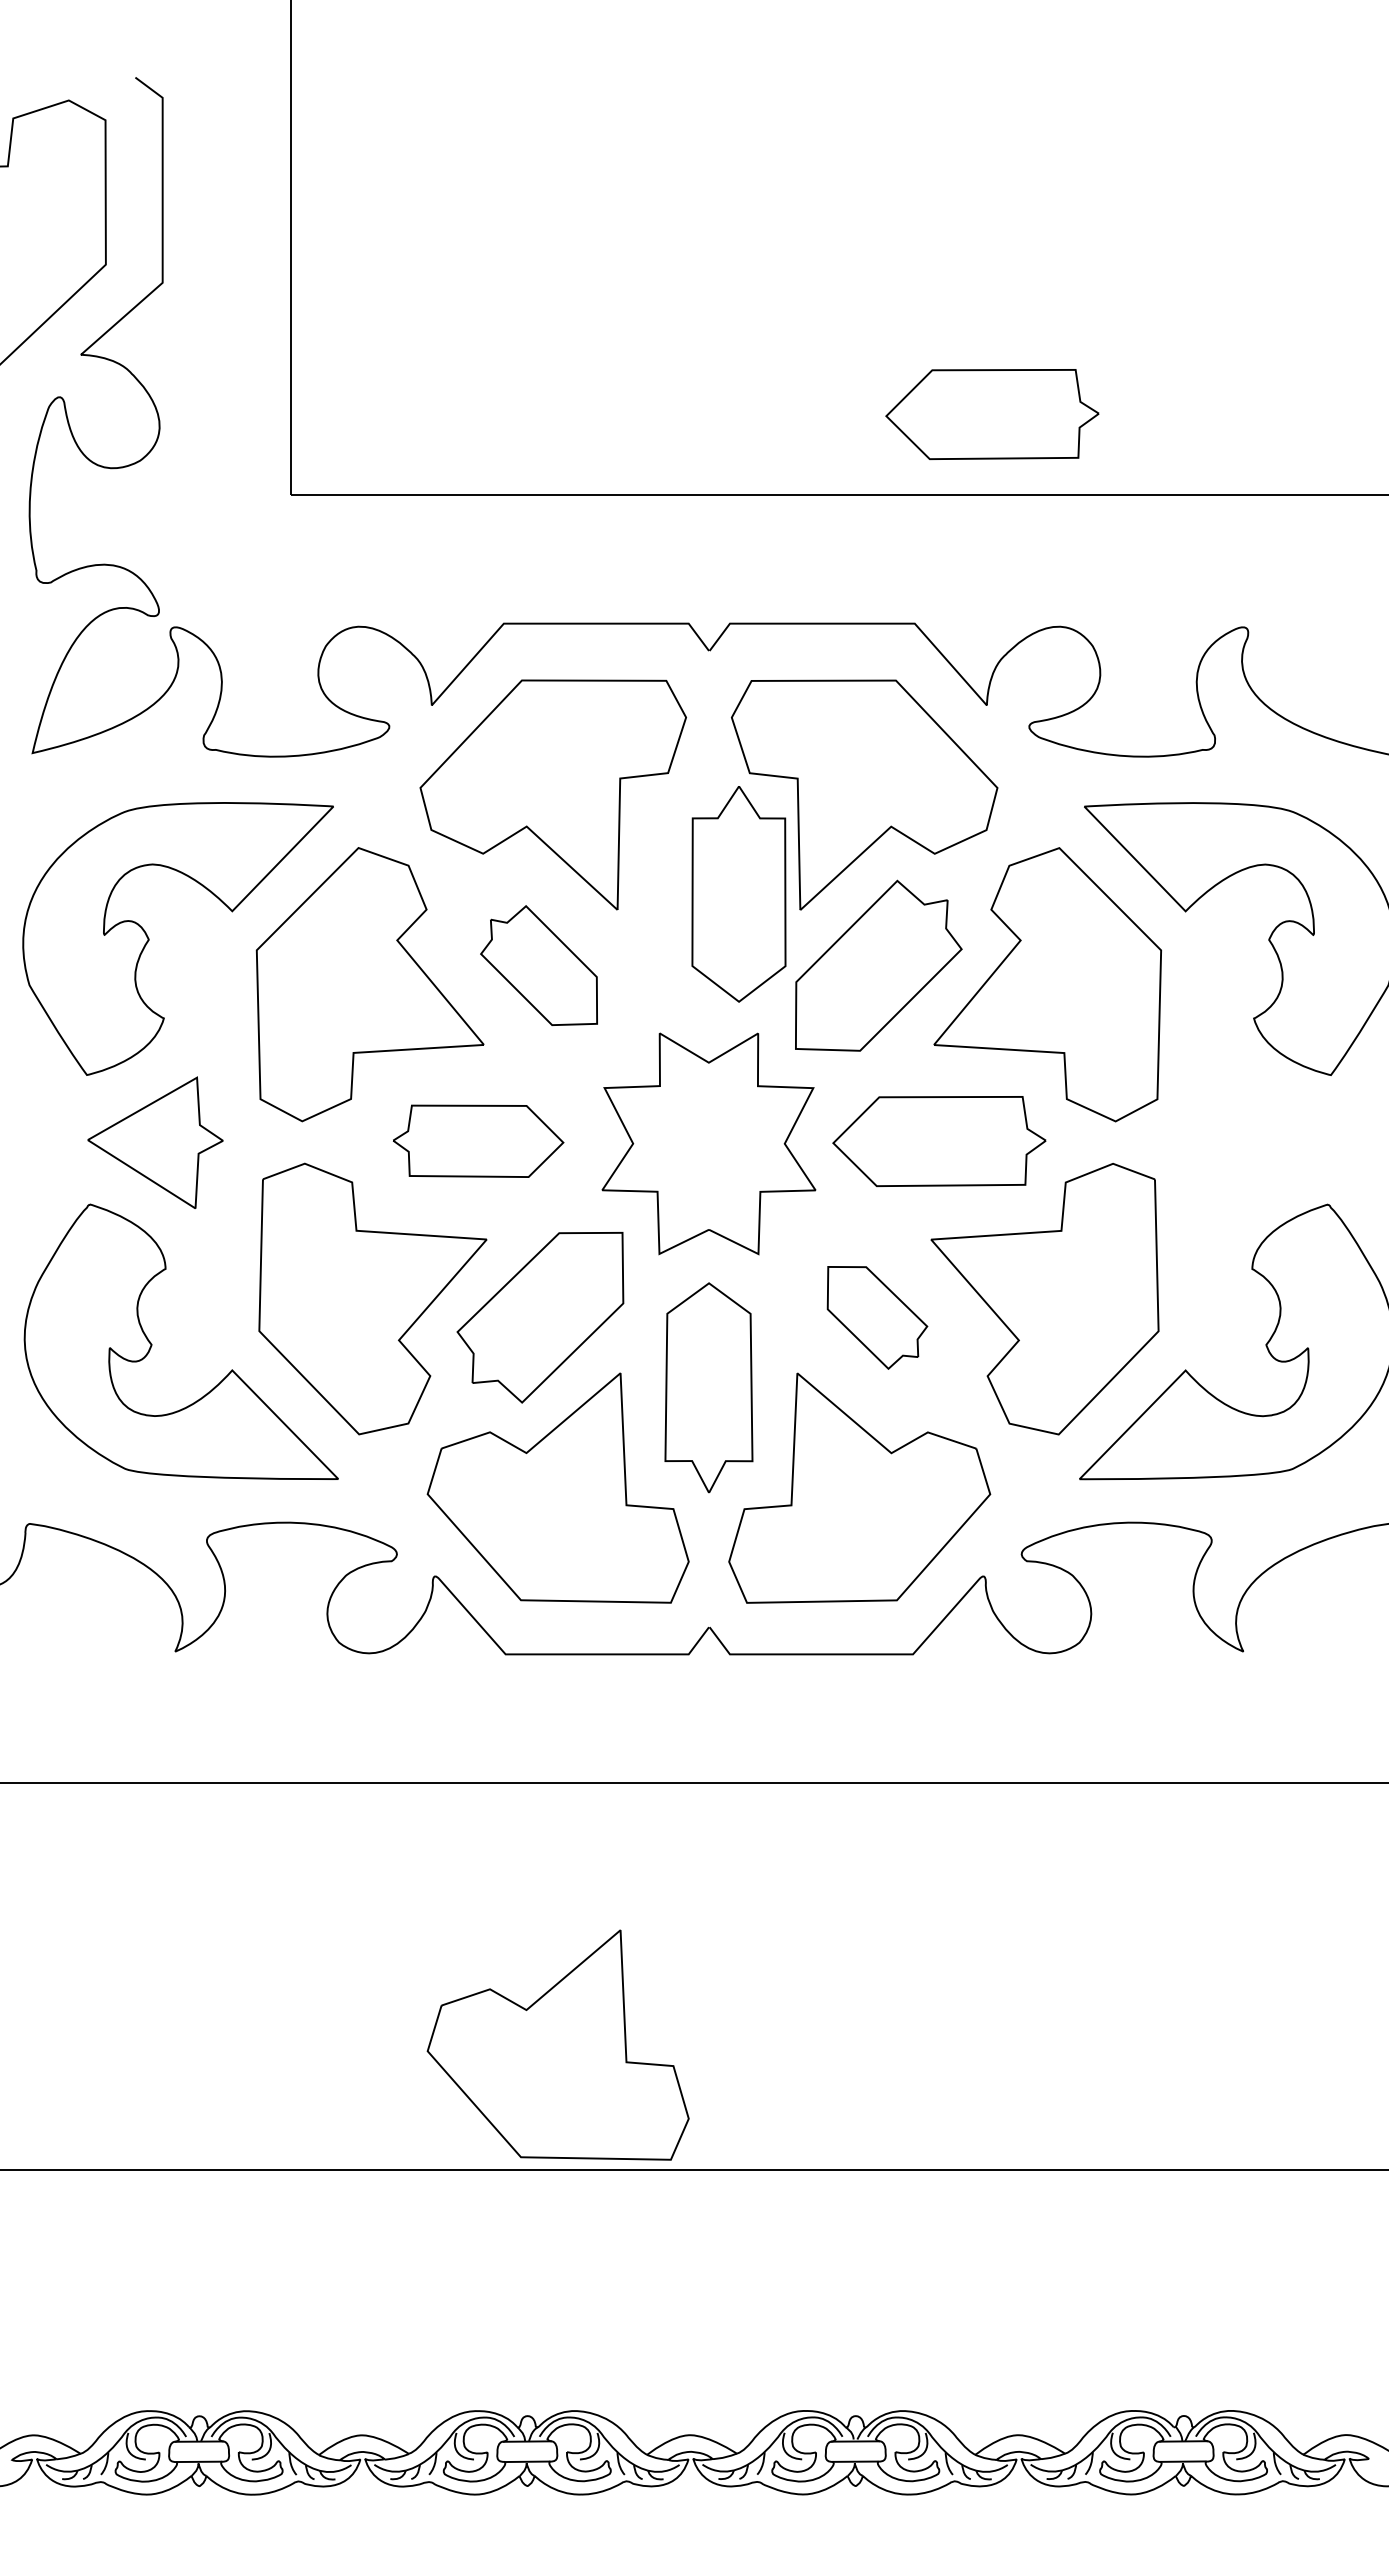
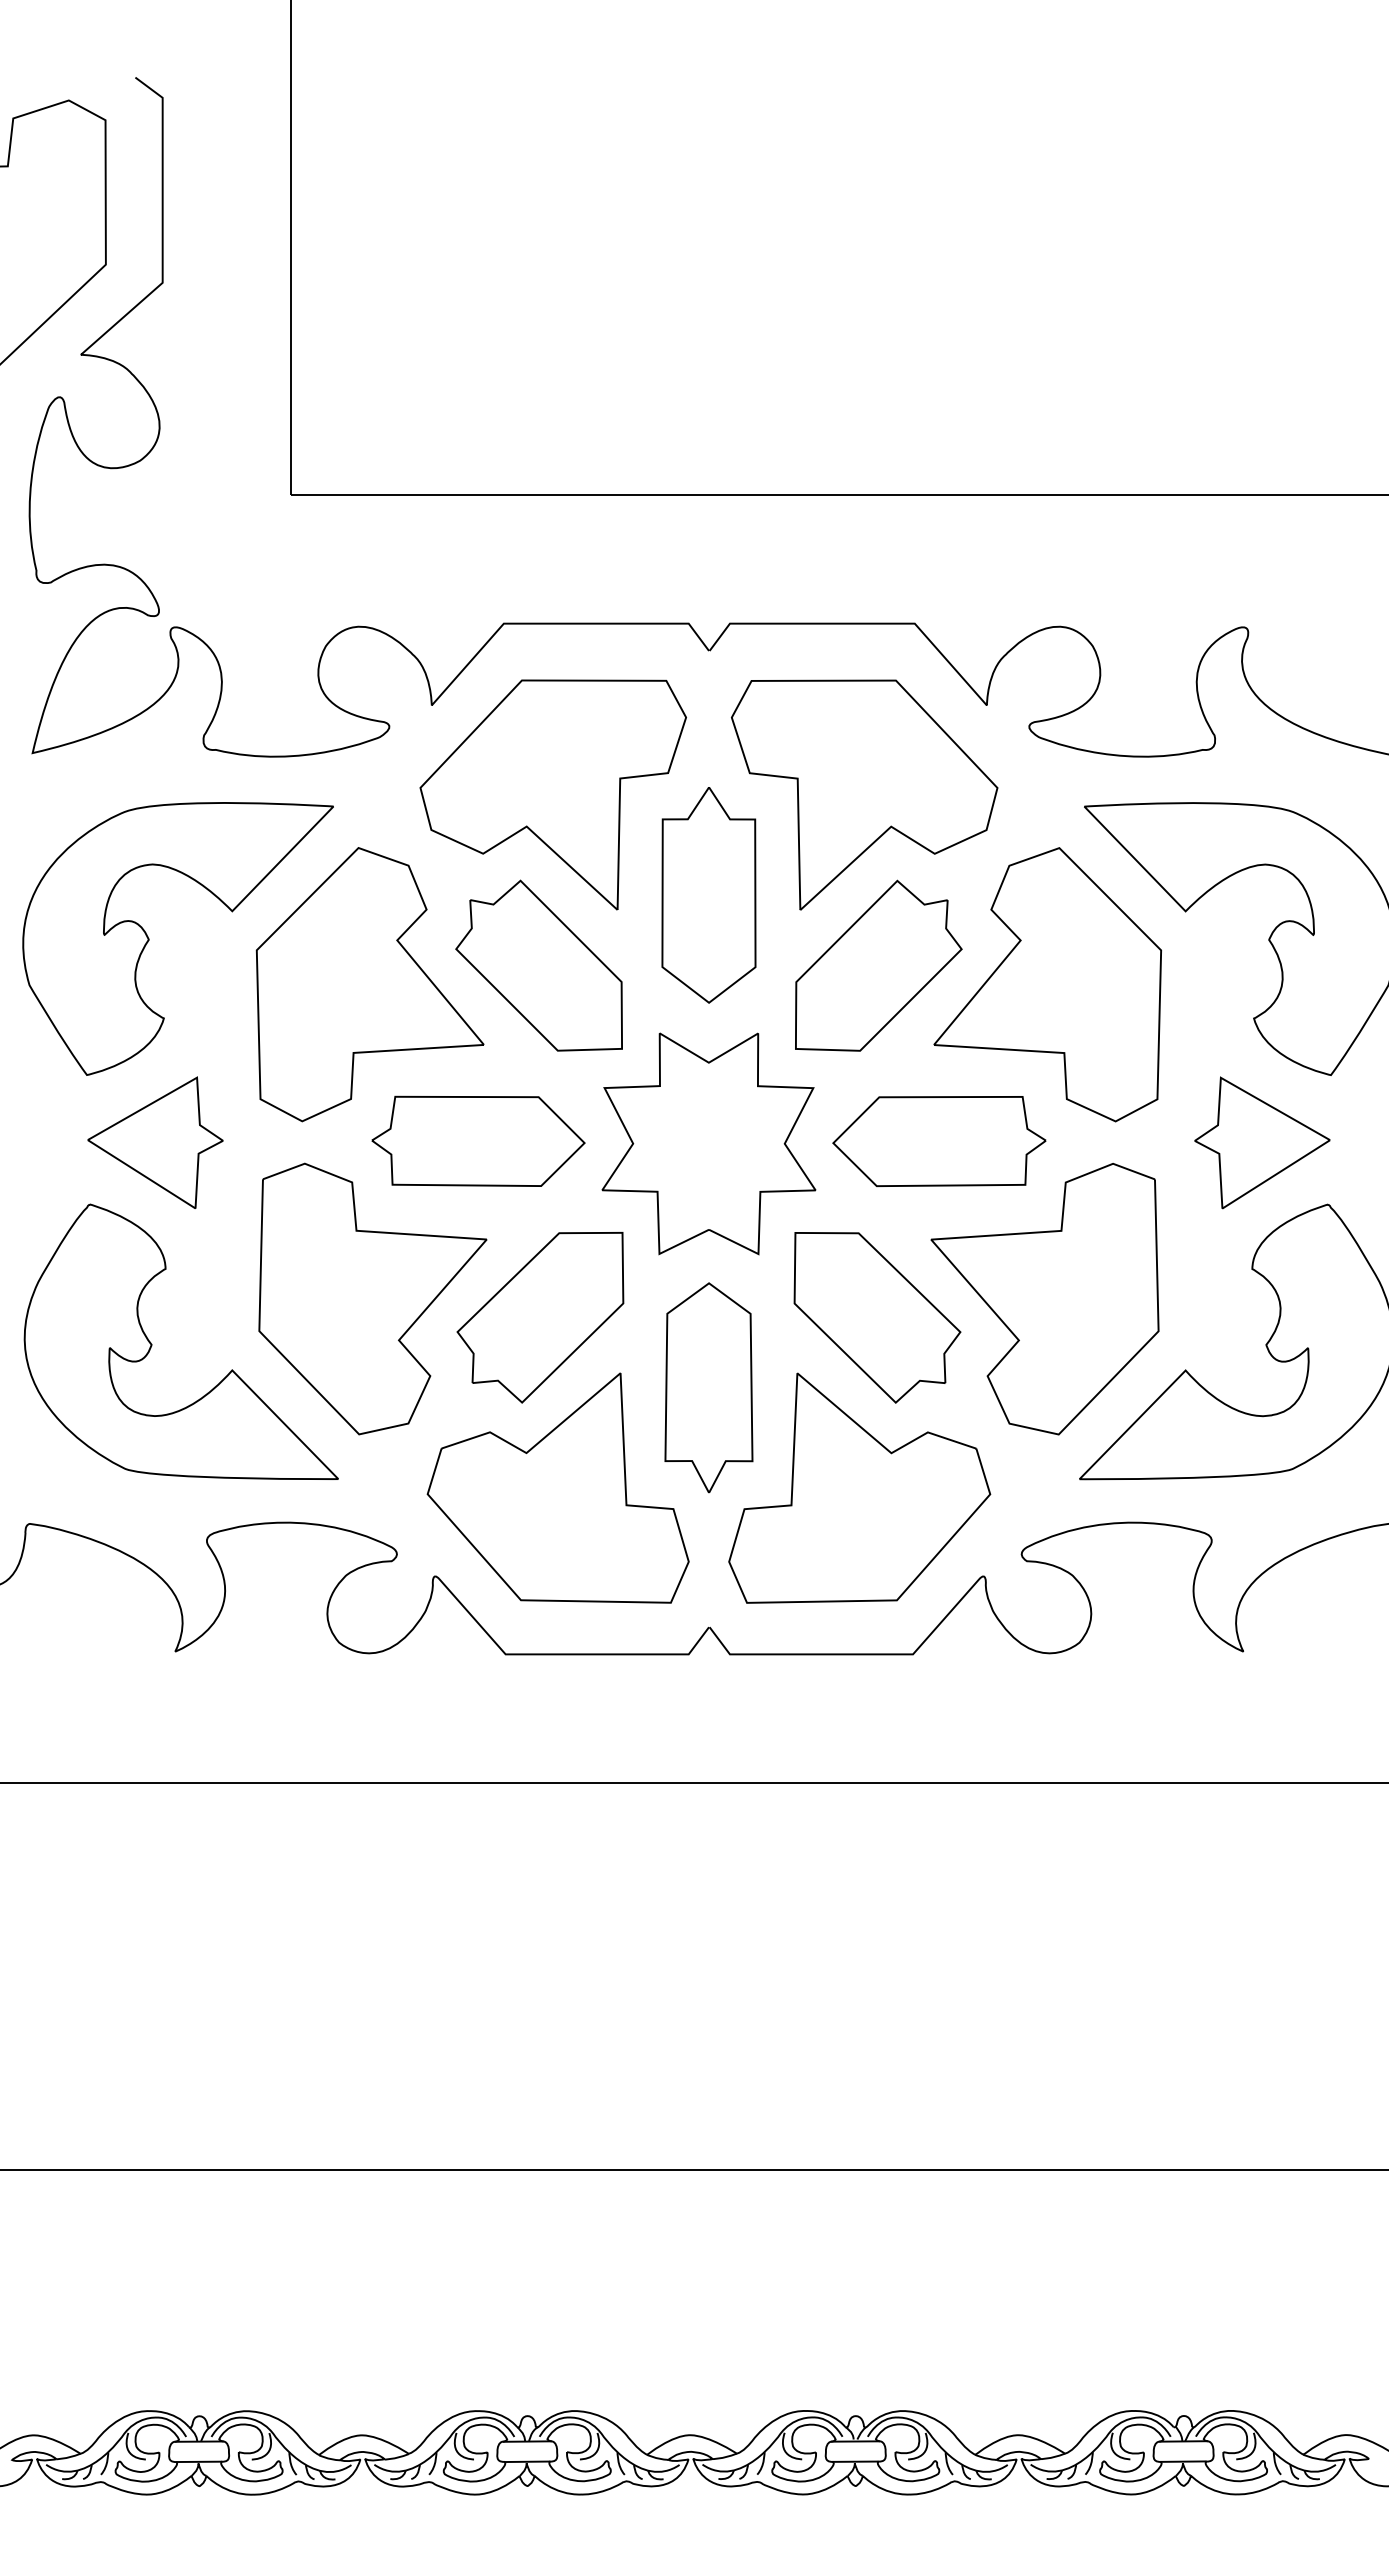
part: present -> none (992, 414)
part position: (738, 894) -> (708, 895) (708, 895)
part size: 118x121 px -> 168x173 px (538, 965)
part size: 172x74 px -> 215x92 px (478, 1140)
part: none -> present (1262, 1142)
part size: 103x104 px -> 169x172 px (877, 1317)
part: present -> none (557, 2044)
